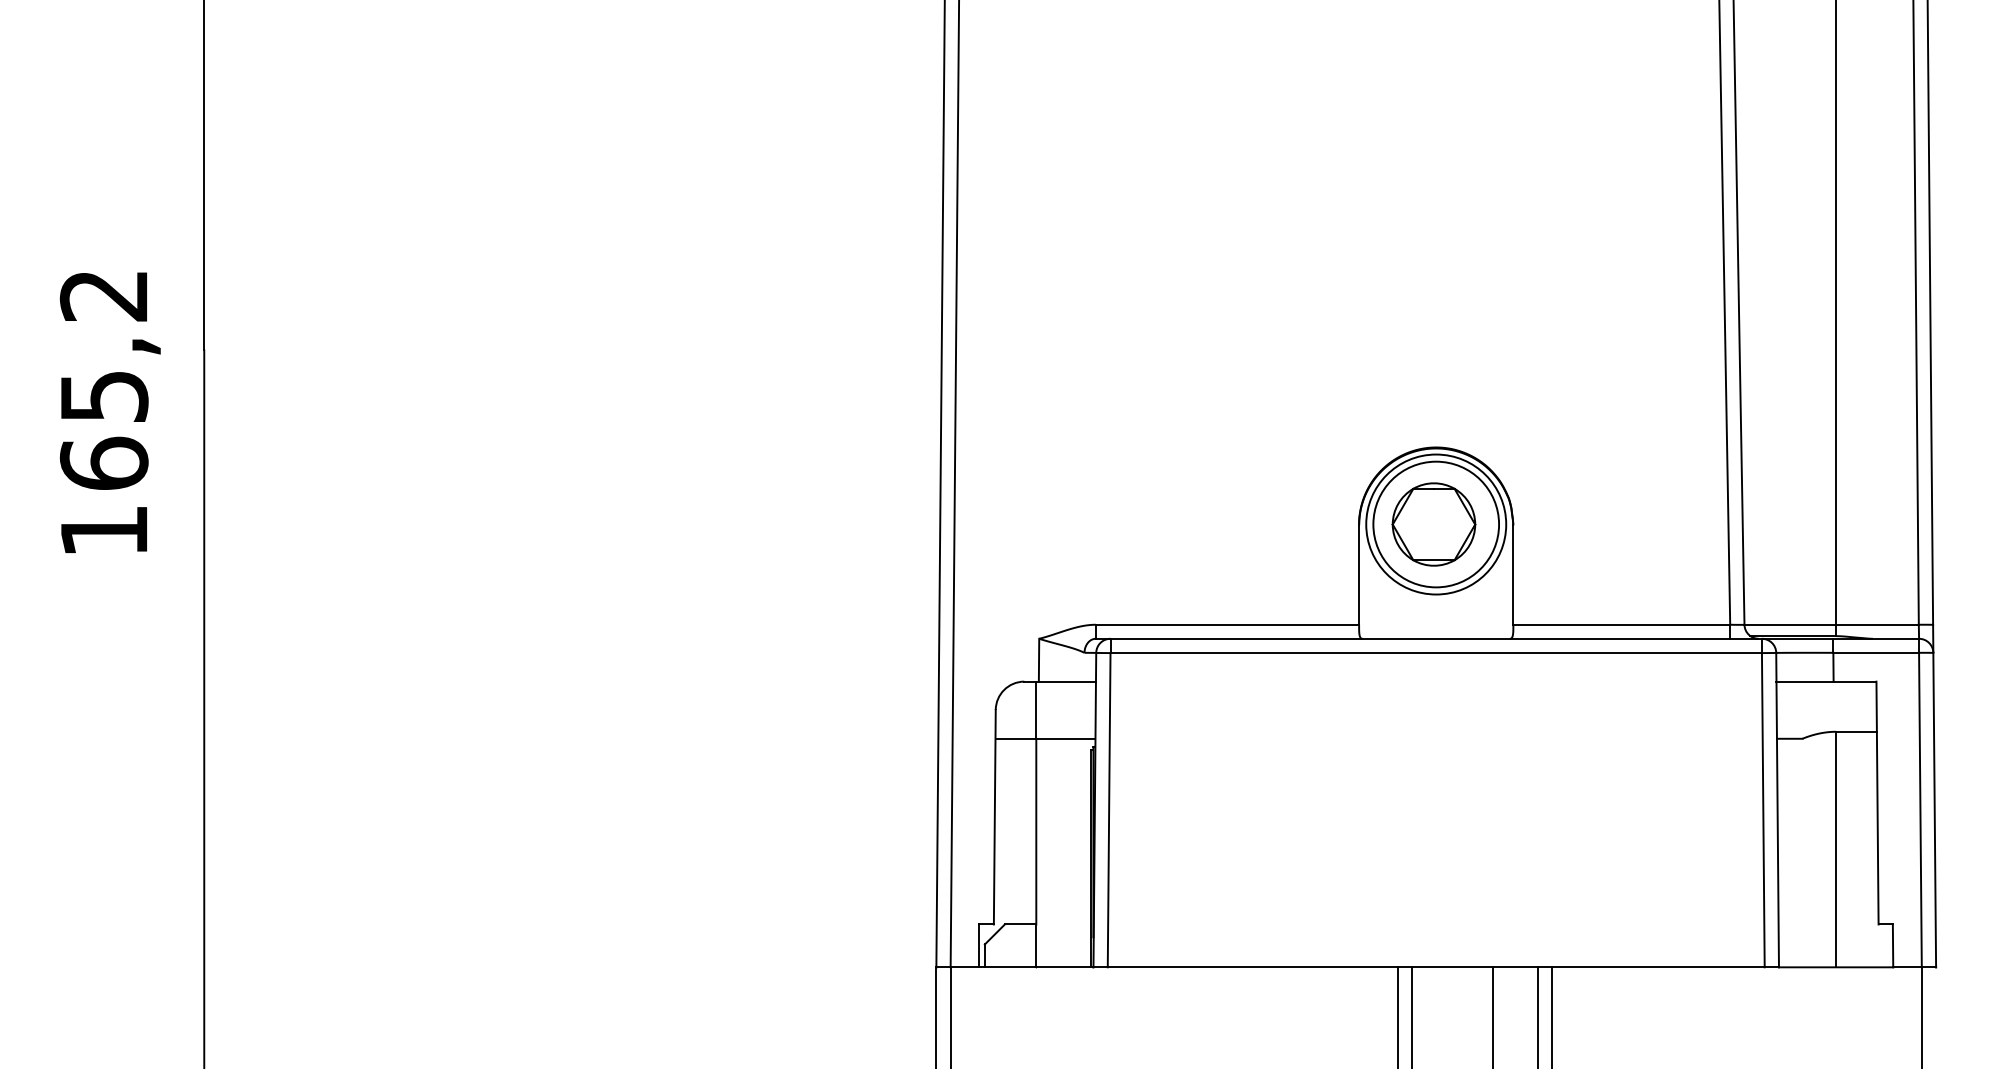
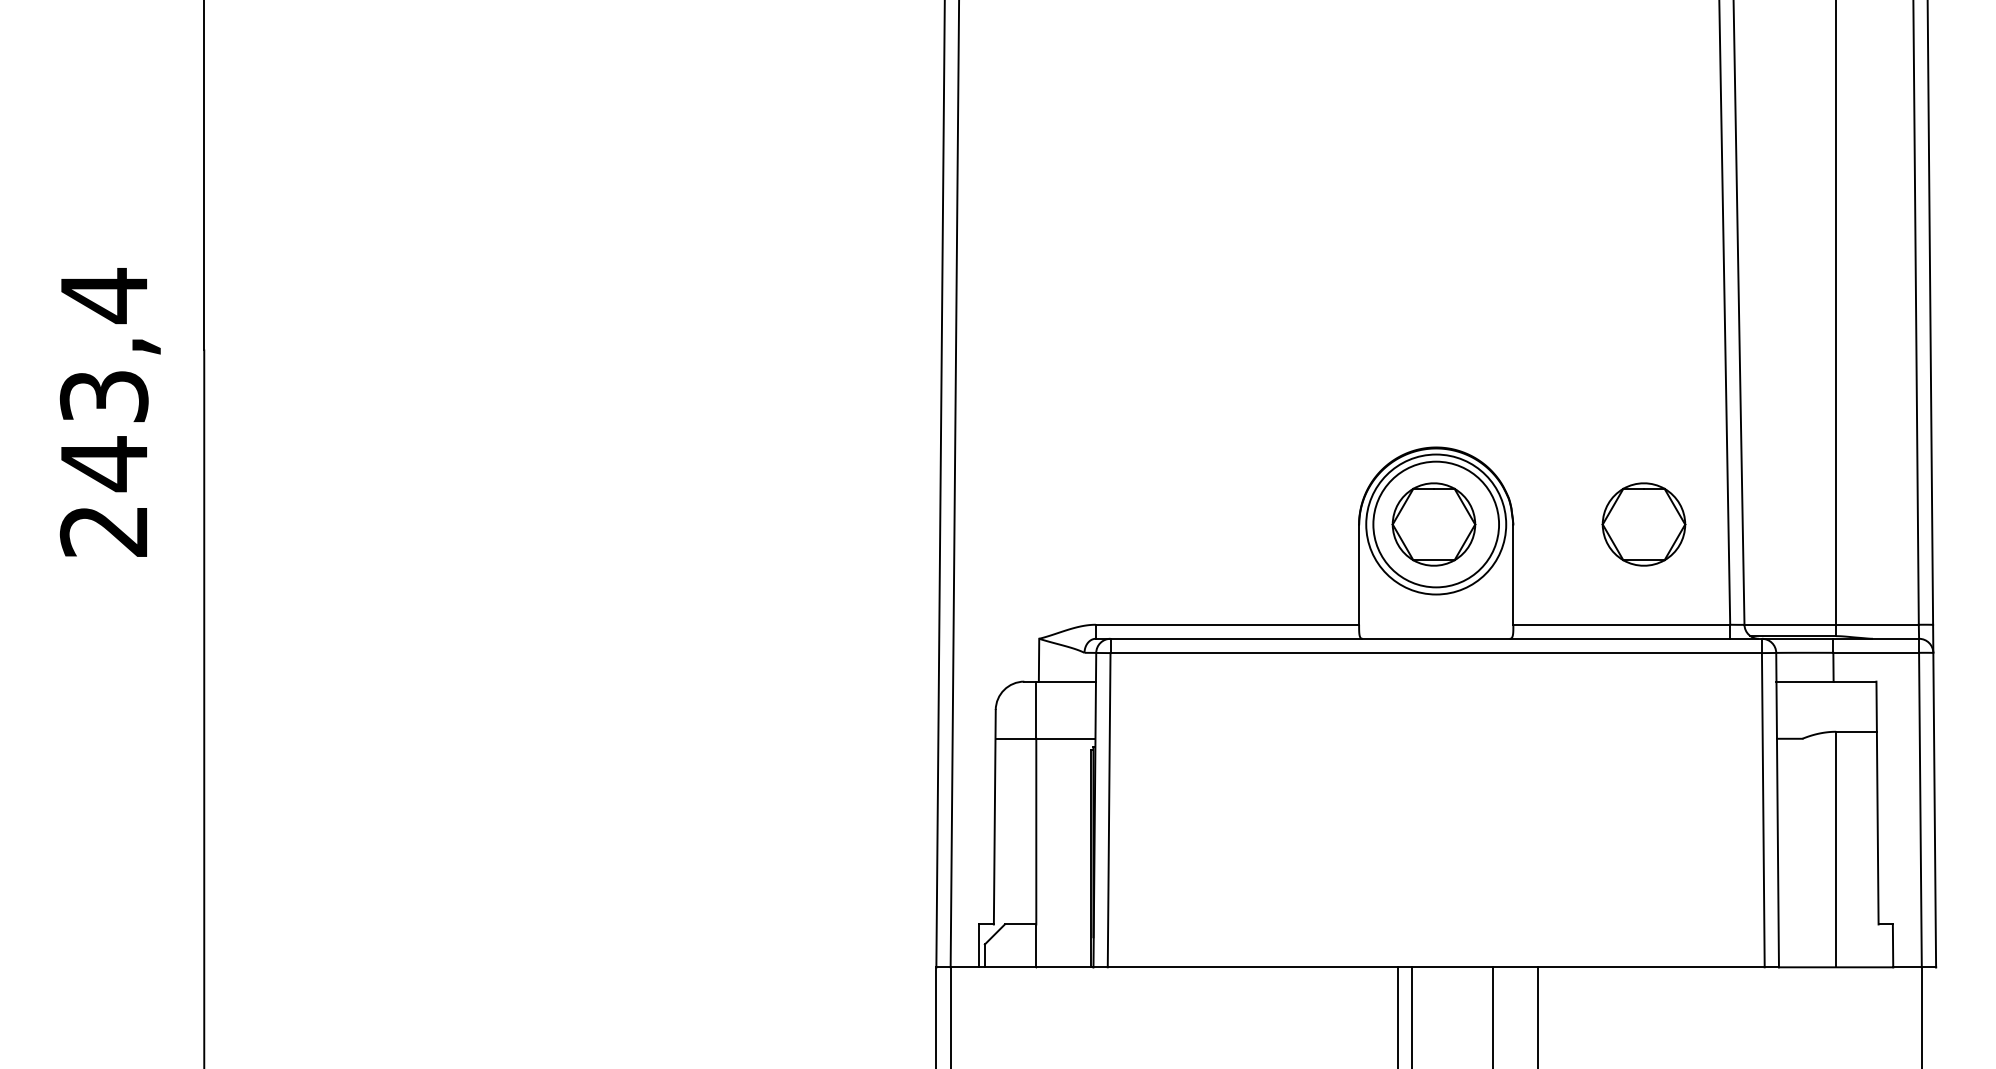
text: 165,2 -> 243,4 (103, 412)
part: none -> present (1643, 524)
line: present -> none (1551, 1016)
